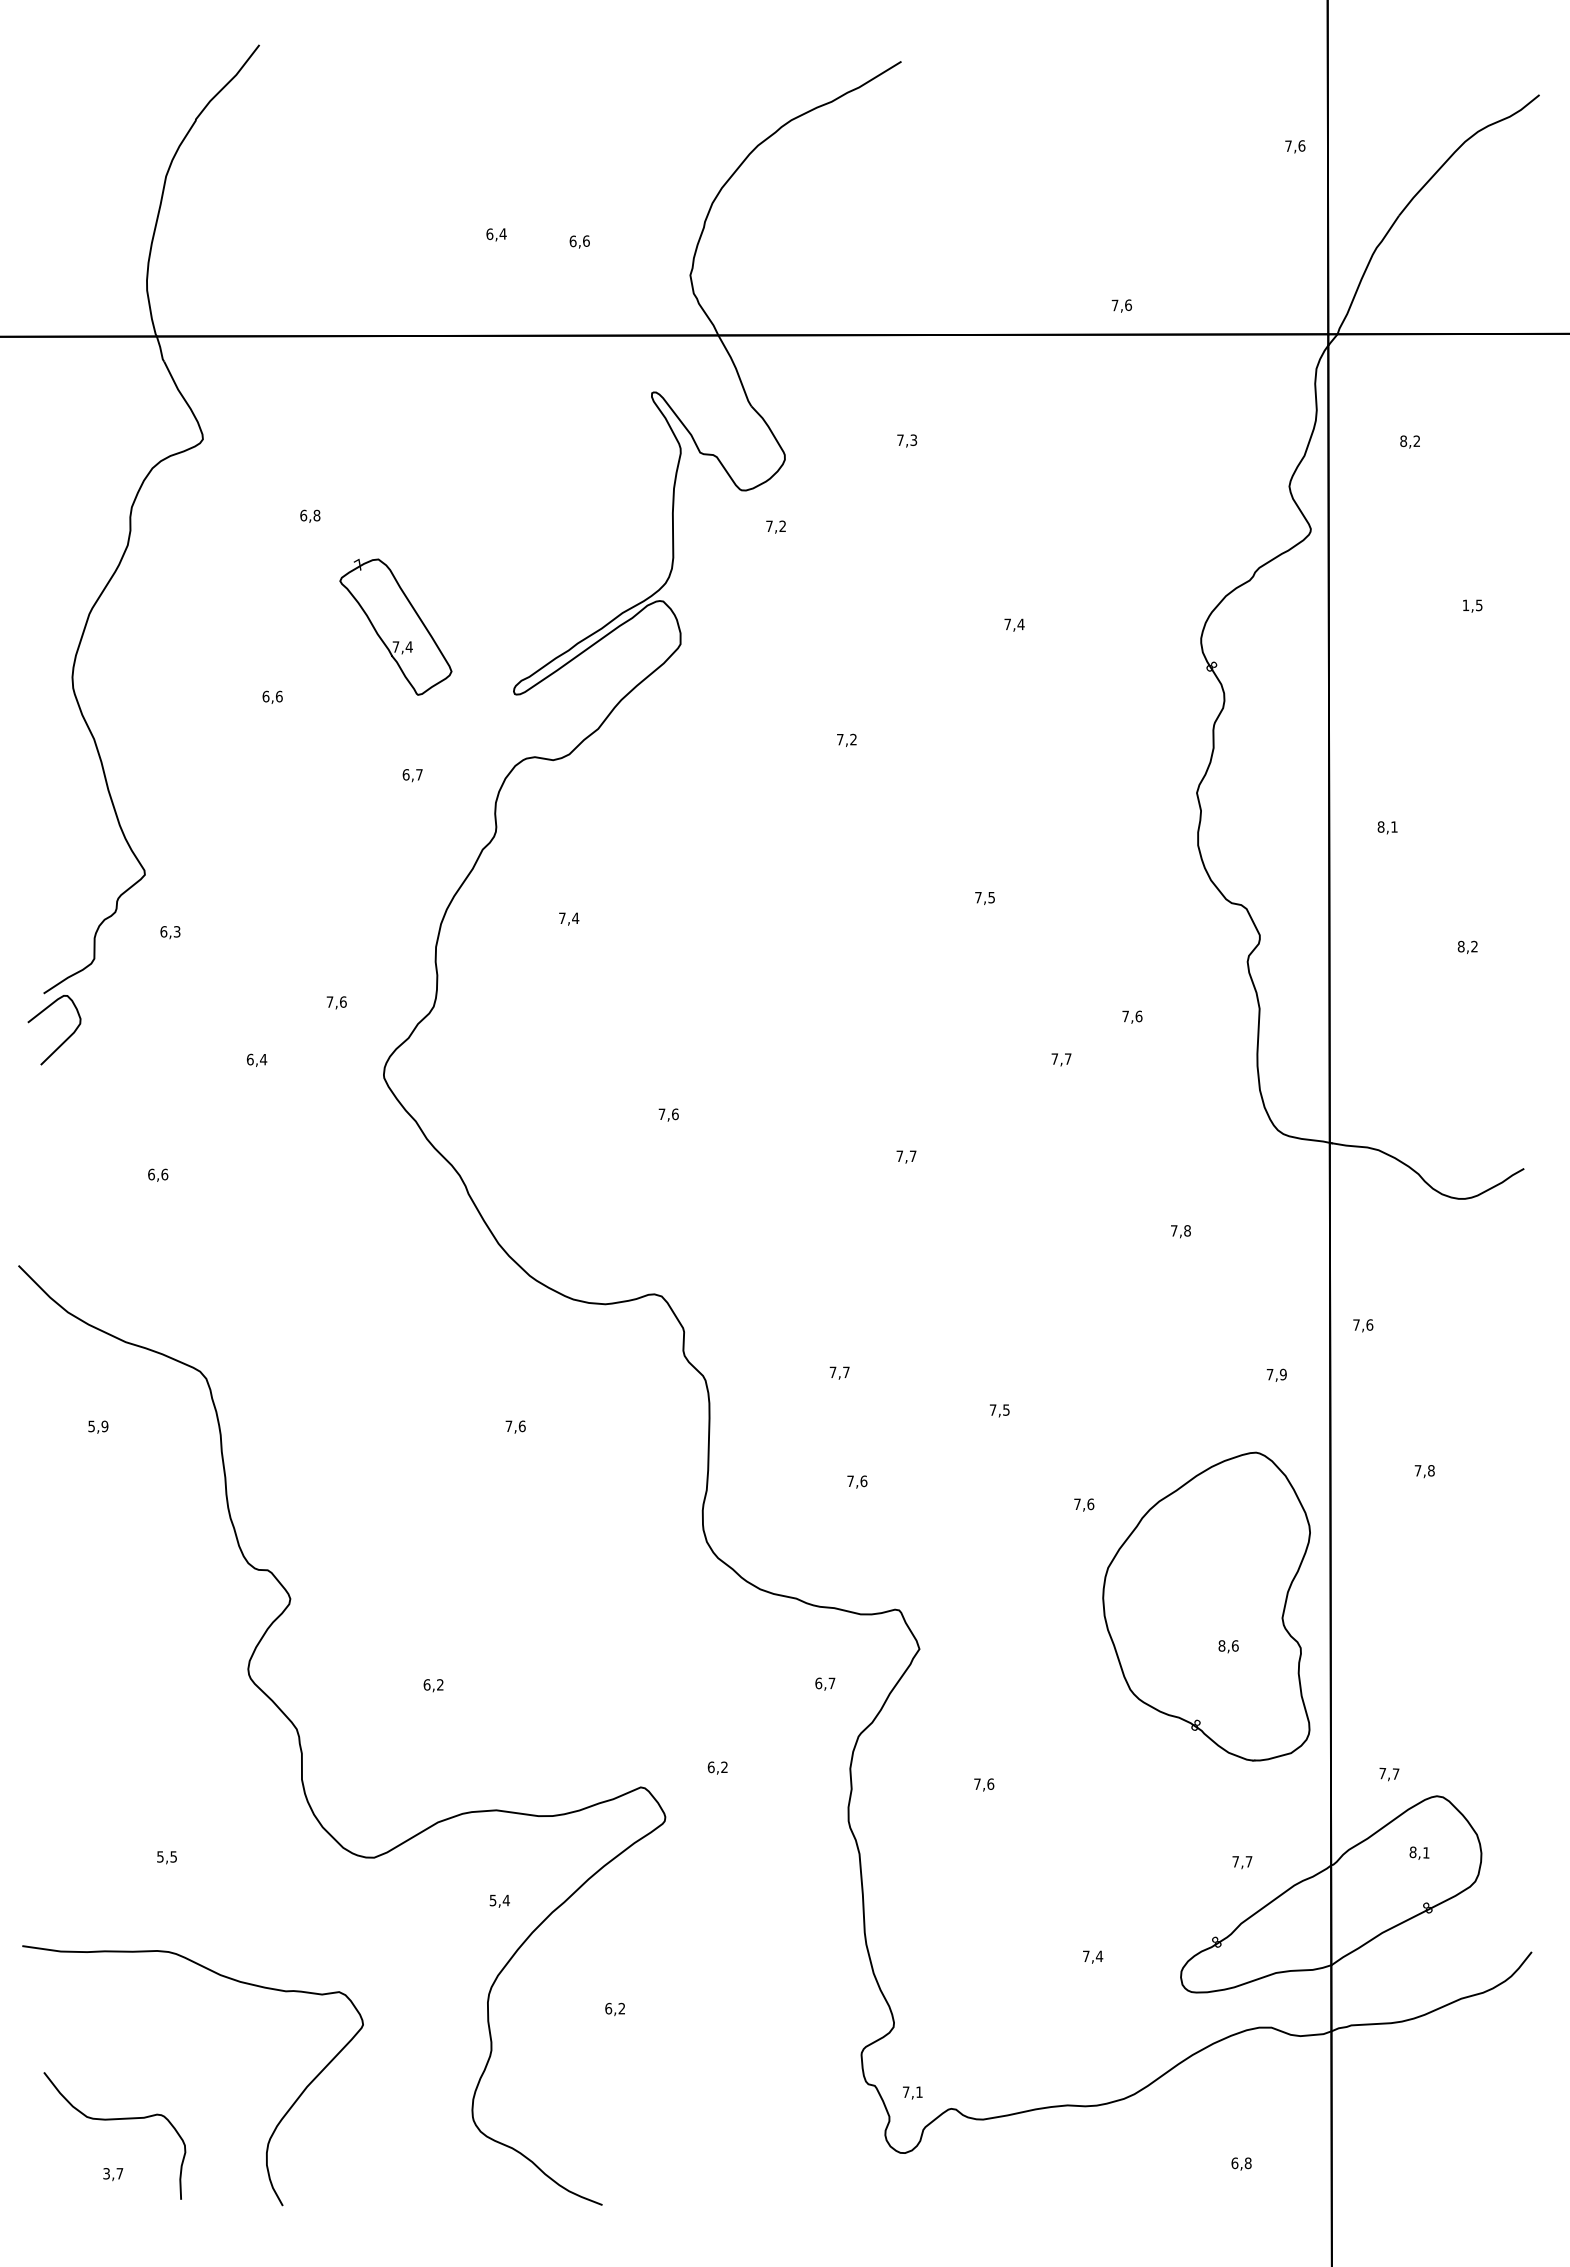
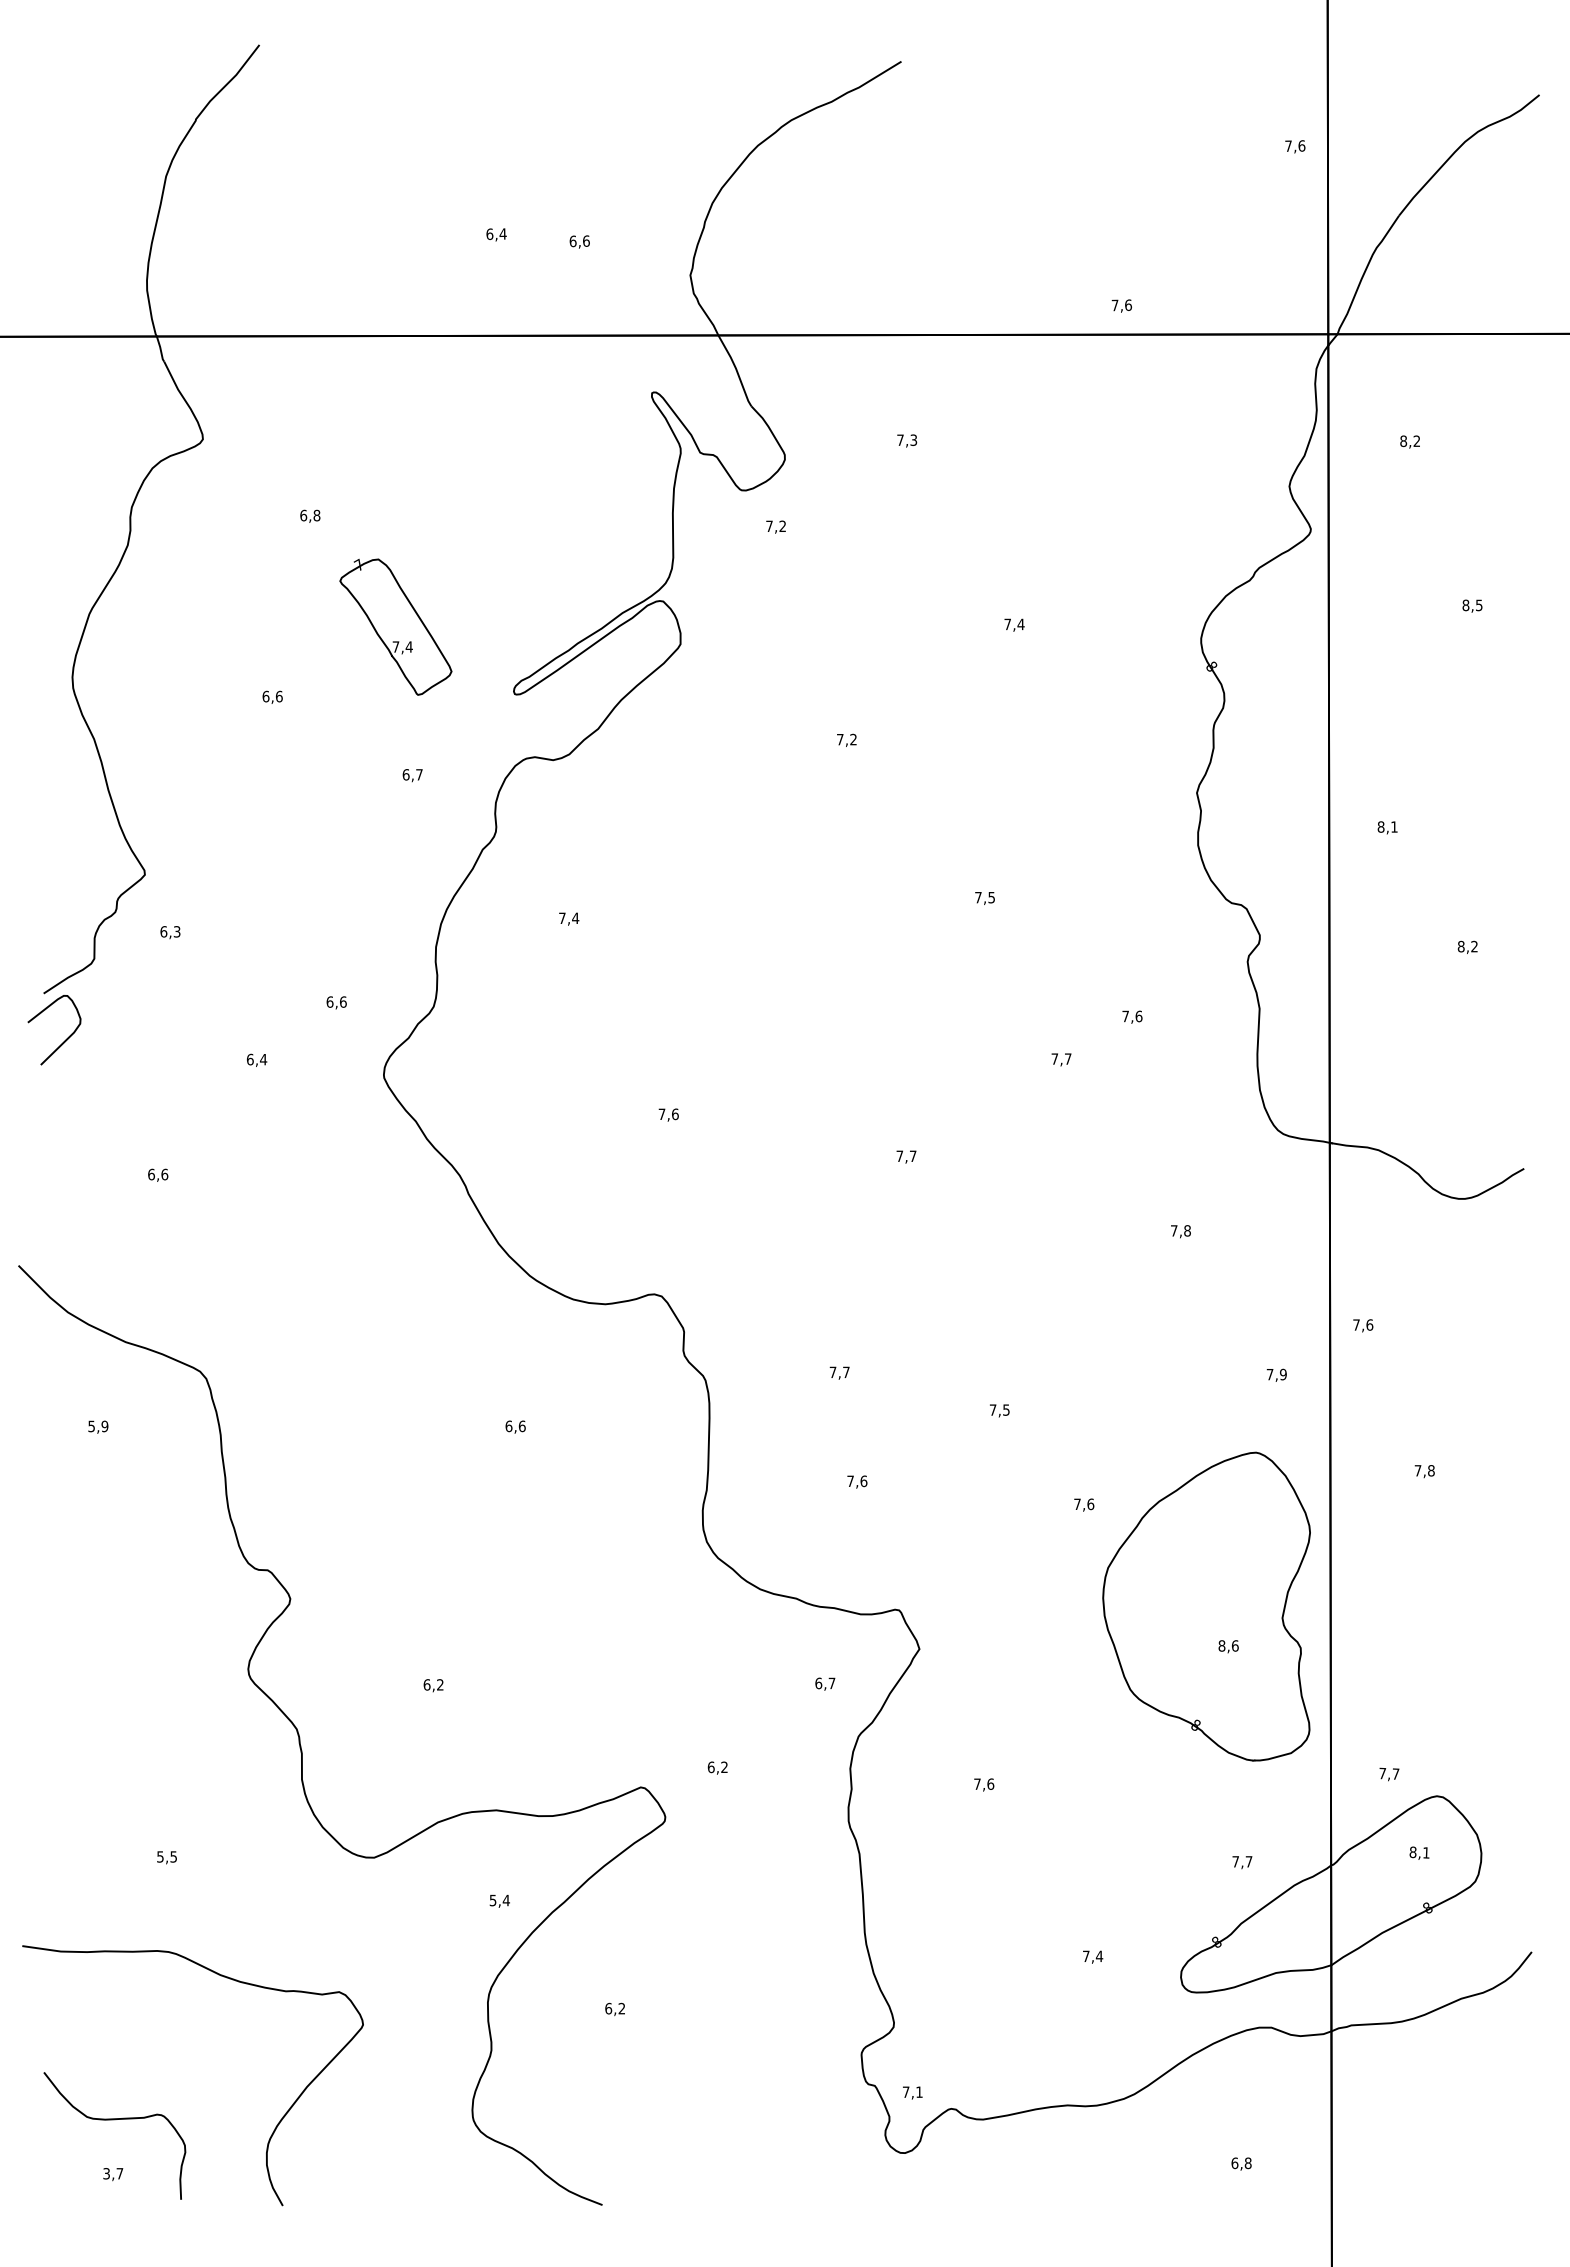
text: 1,5 -> 8,5 (1465, 605)
text: 7,6 -> 6,6 (329, 1001)
text: 7,6 -> 6,6 (508, 1426)
